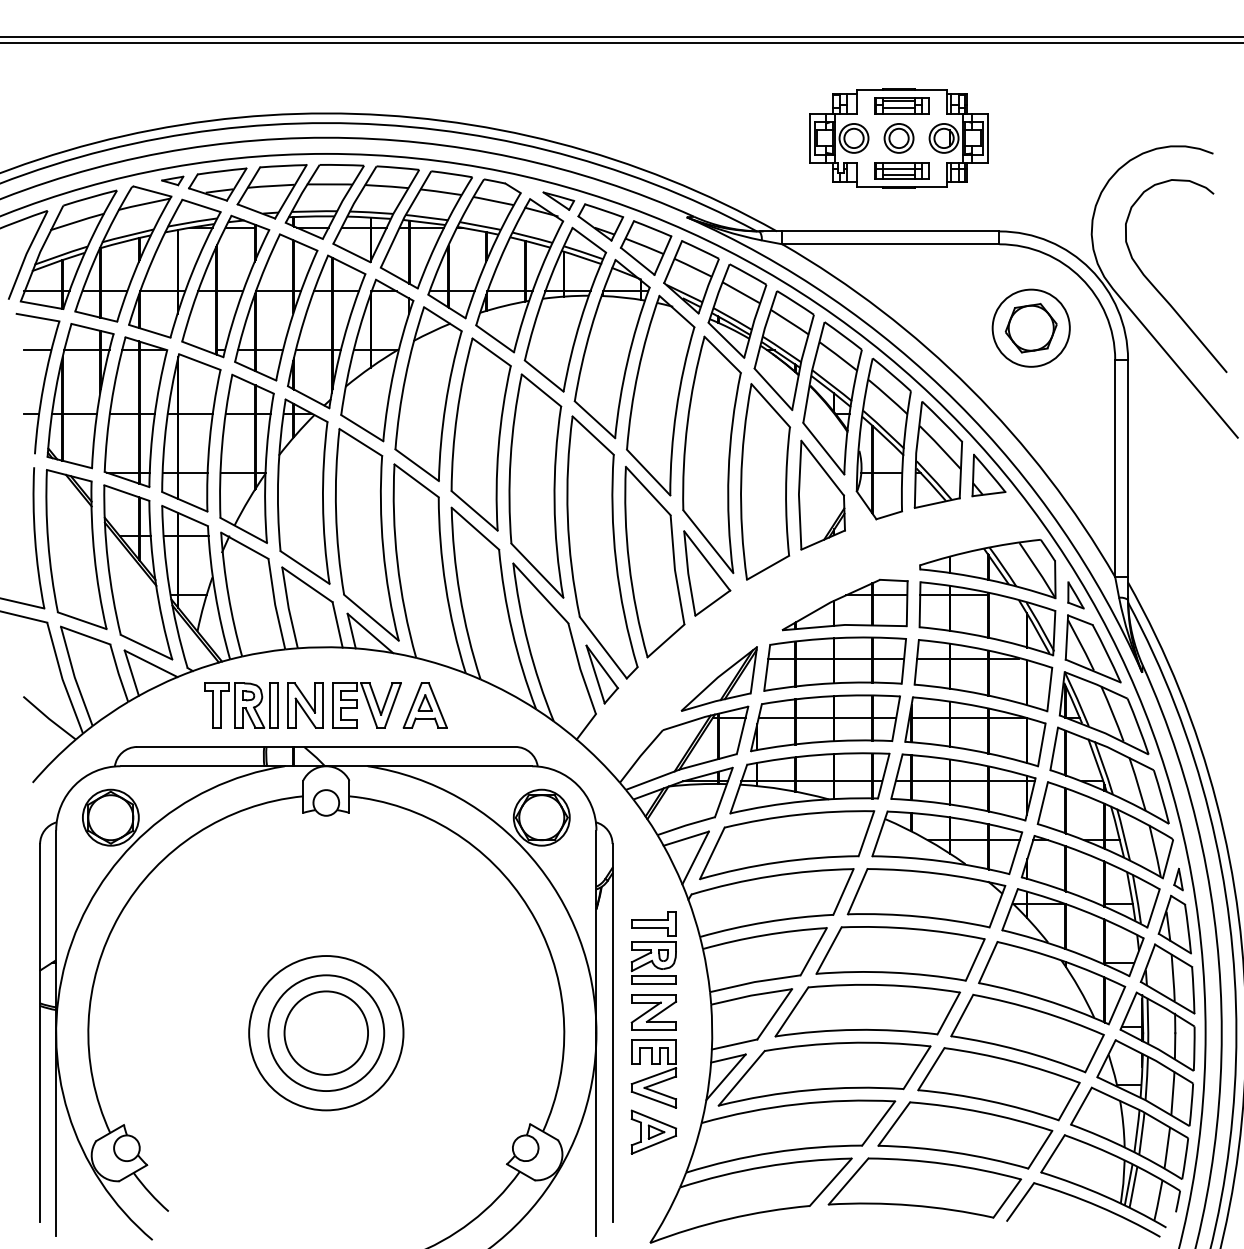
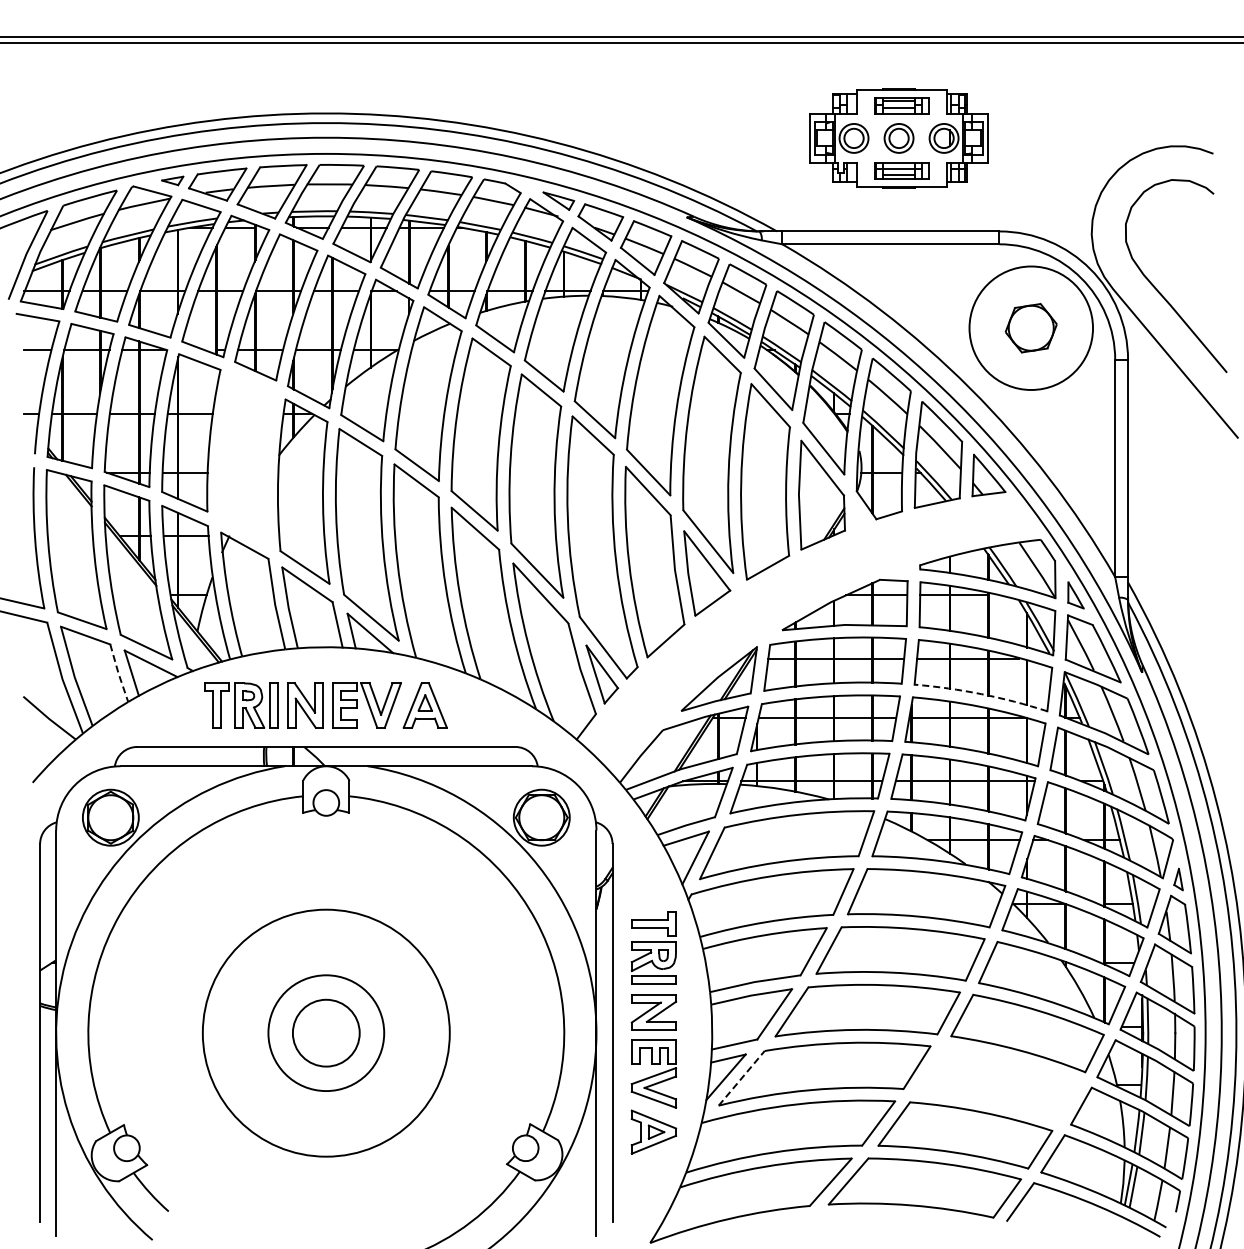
circle diameter: 77 px -> 123 px (1031, 328)
part: present -> none (246, 458)
line: solid -> dashed (118, 673)
arc: solid -> dashed (981, 694)
circle diameter: 84 px -> 67 px (325, 1032)
circle diameter: 154 px -> 247 px (325, 1032)
line: solid -> dashed (741, 1078)
part: present -> none (998, 1084)
